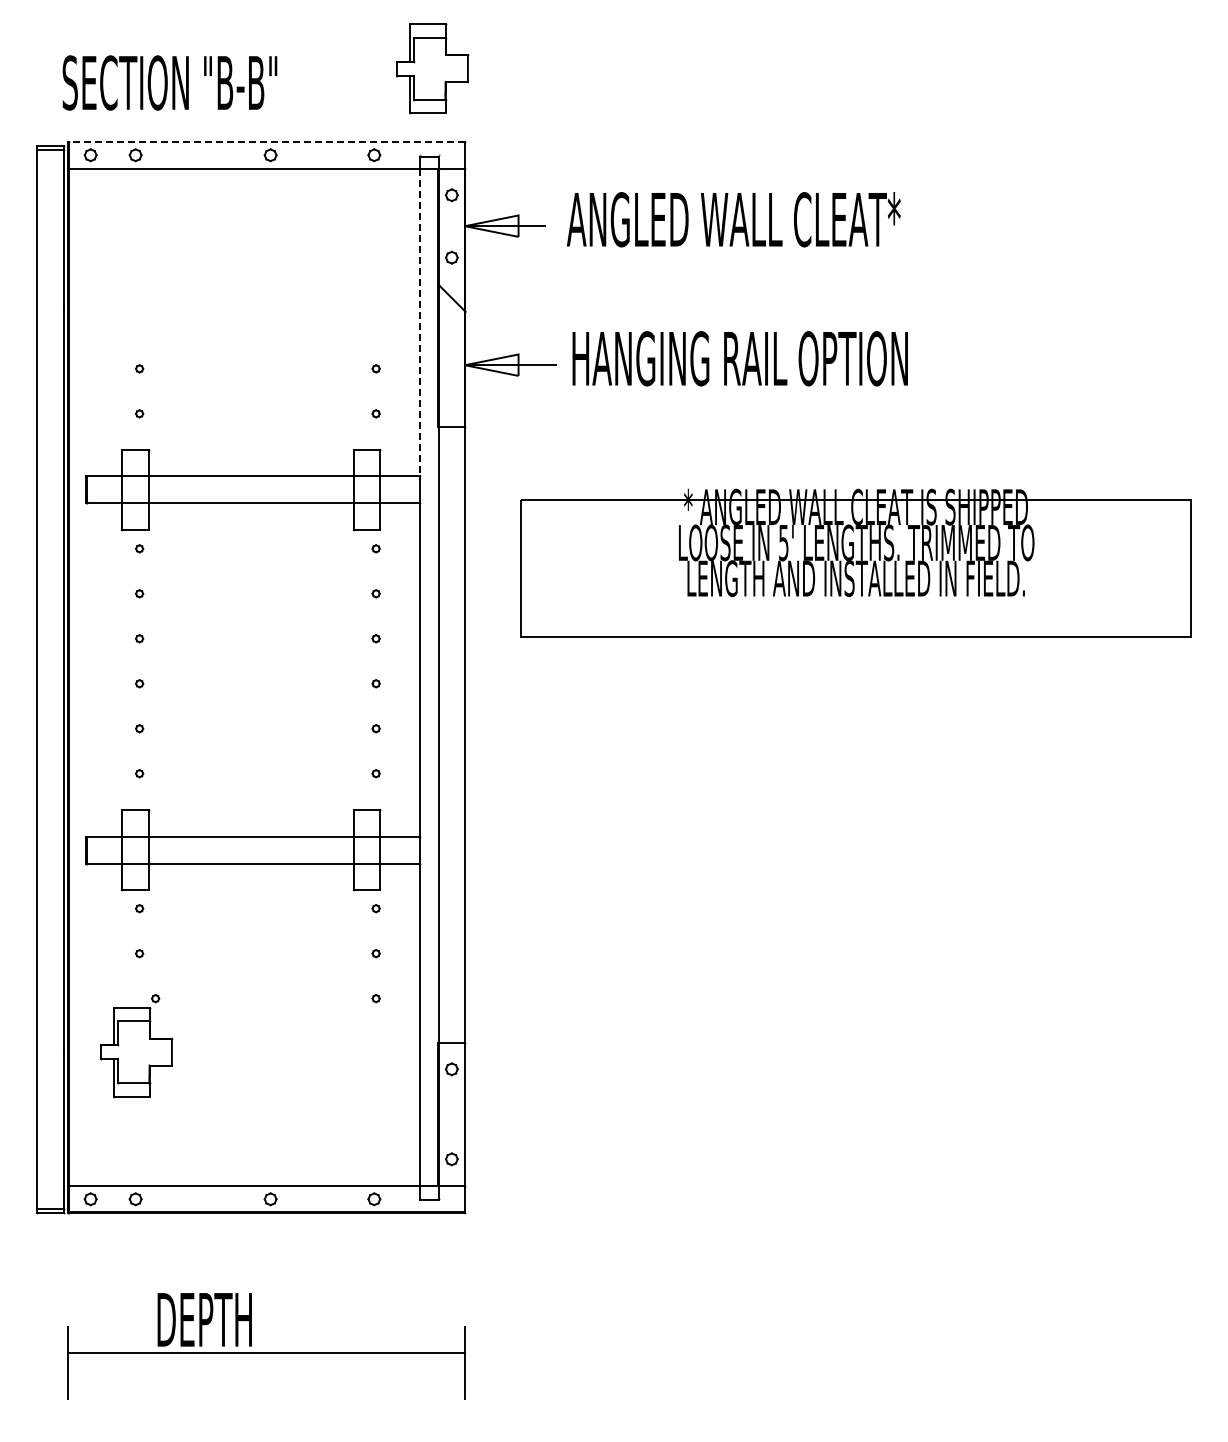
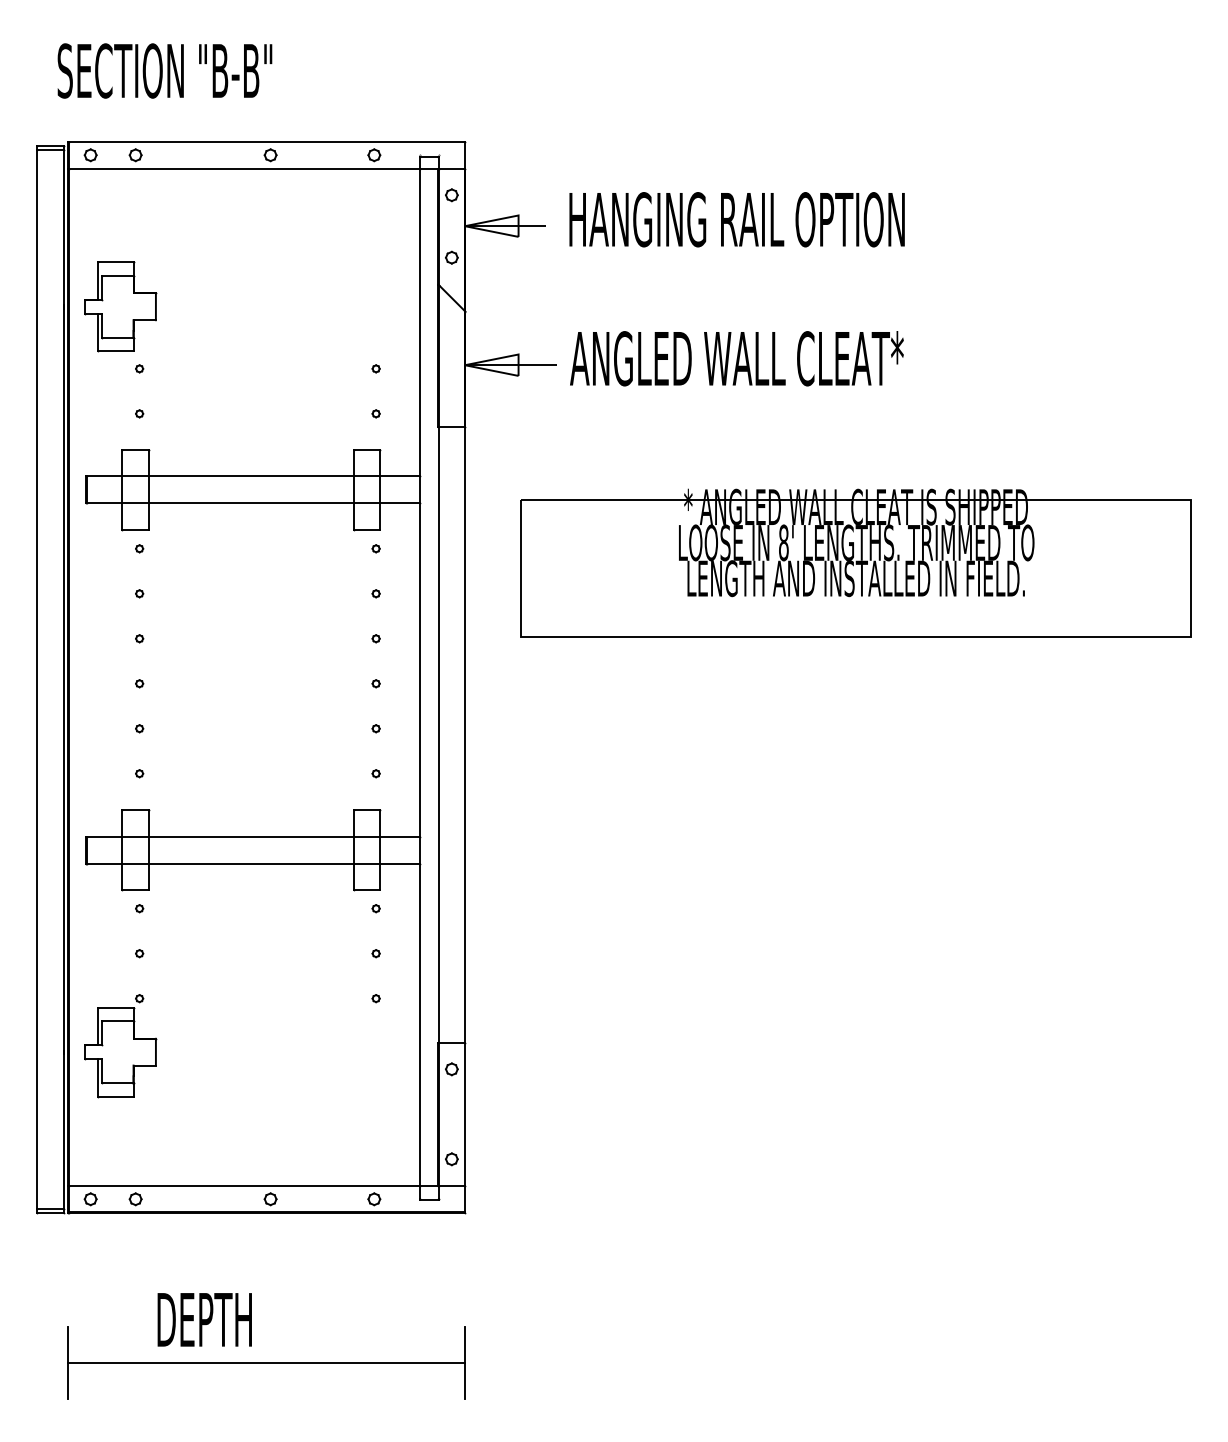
part position: (432, 68) -> (120, 306) (120, 306)
text position: (169, 82) -> (164, 70) (164, 70)
line: dashed -> solid (266, 141)
text: ANGLED WALL CLEAT* -> HANGING RAIL OPTION (735, 219)
line: dashed -> solid (420, 322)
text: HANGING RAIL OPTION -> ANGLED WALL CLEAT* (738, 358)
text: 5' -> 8' (783, 542)
part position: (136, 1046) -> (120, 1046) (120, 1046)
line position: (266, 1353) -> (266, 1363) (266, 1363)
